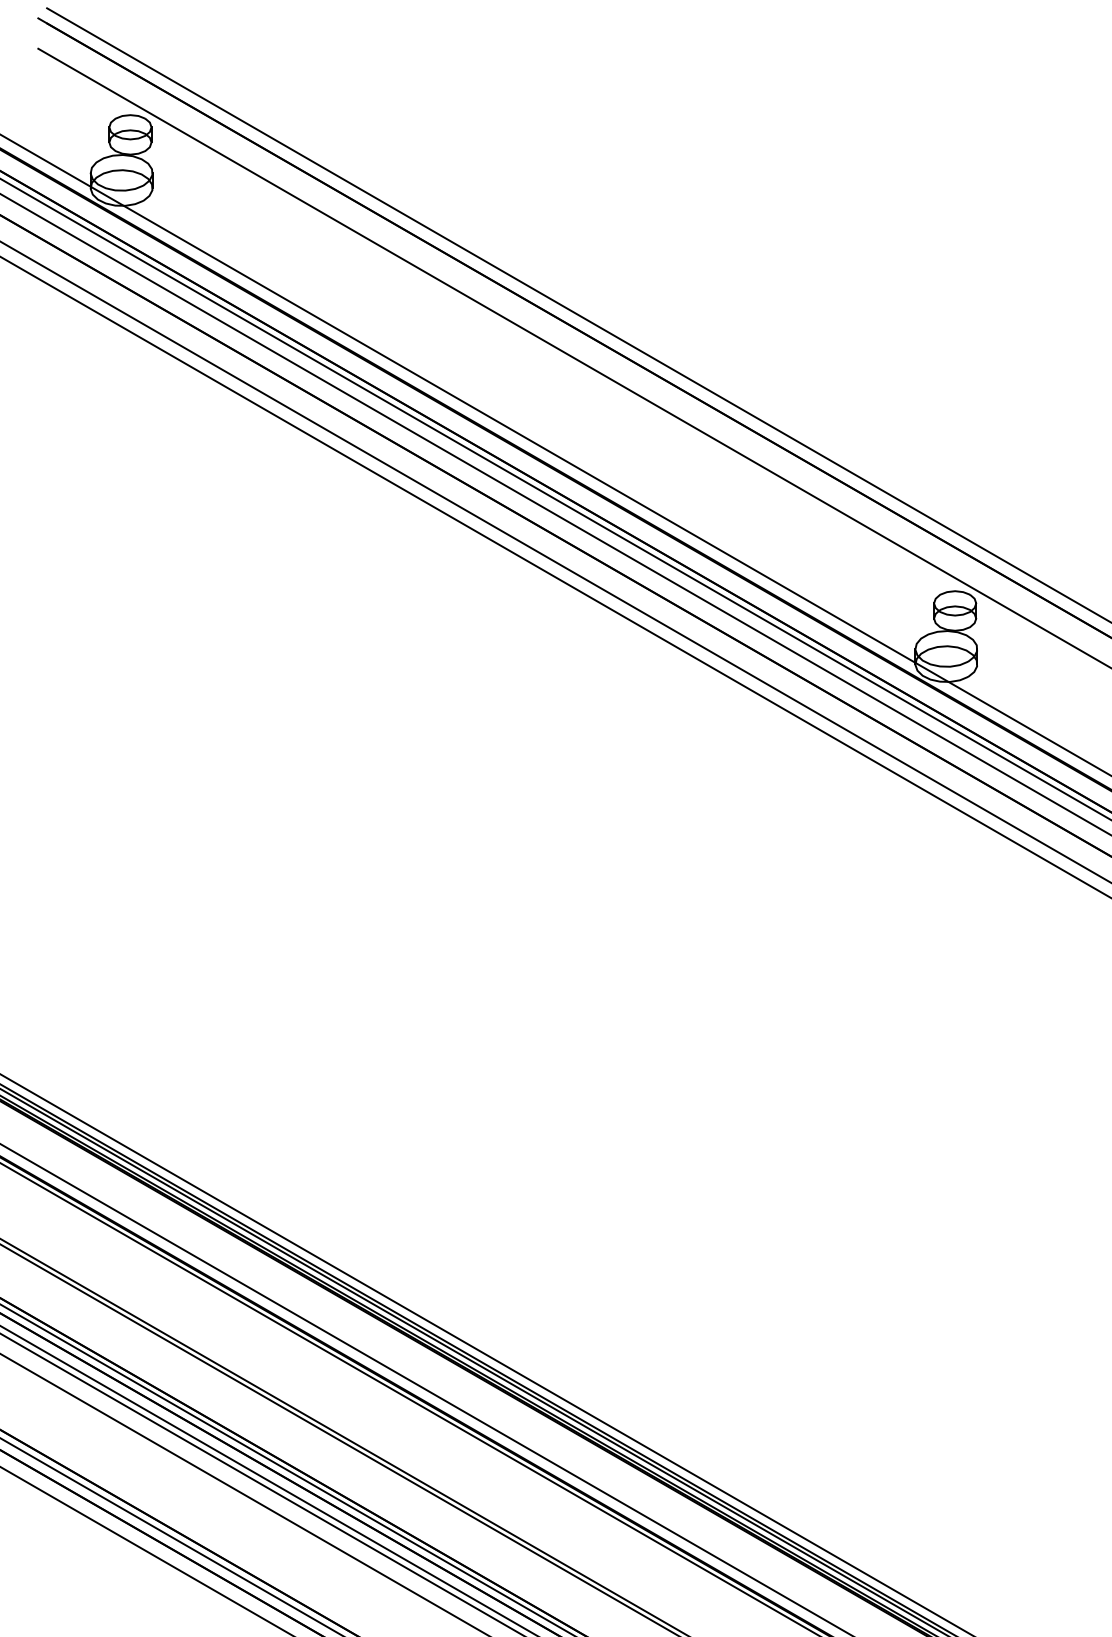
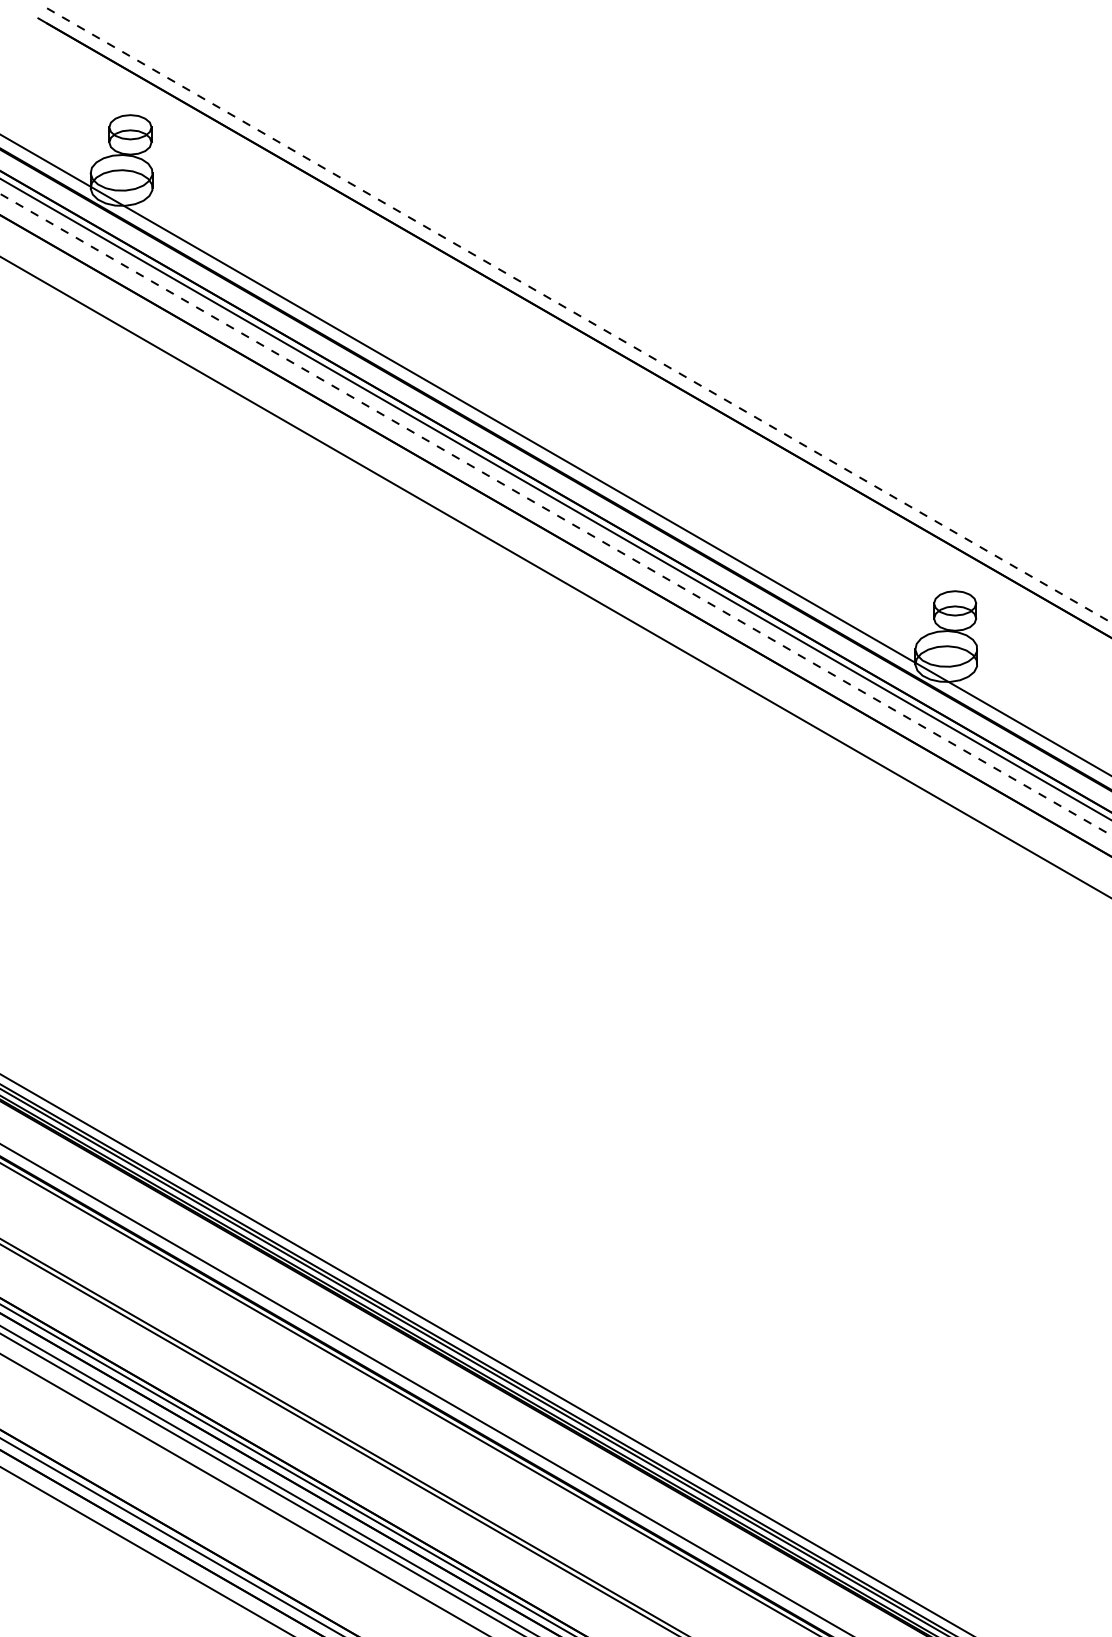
line: solid -> dashed (579, 315)
line: present -> none (573, 357)
line: solid -> dashed (556, 514)
line: present -> none (555, 561)
